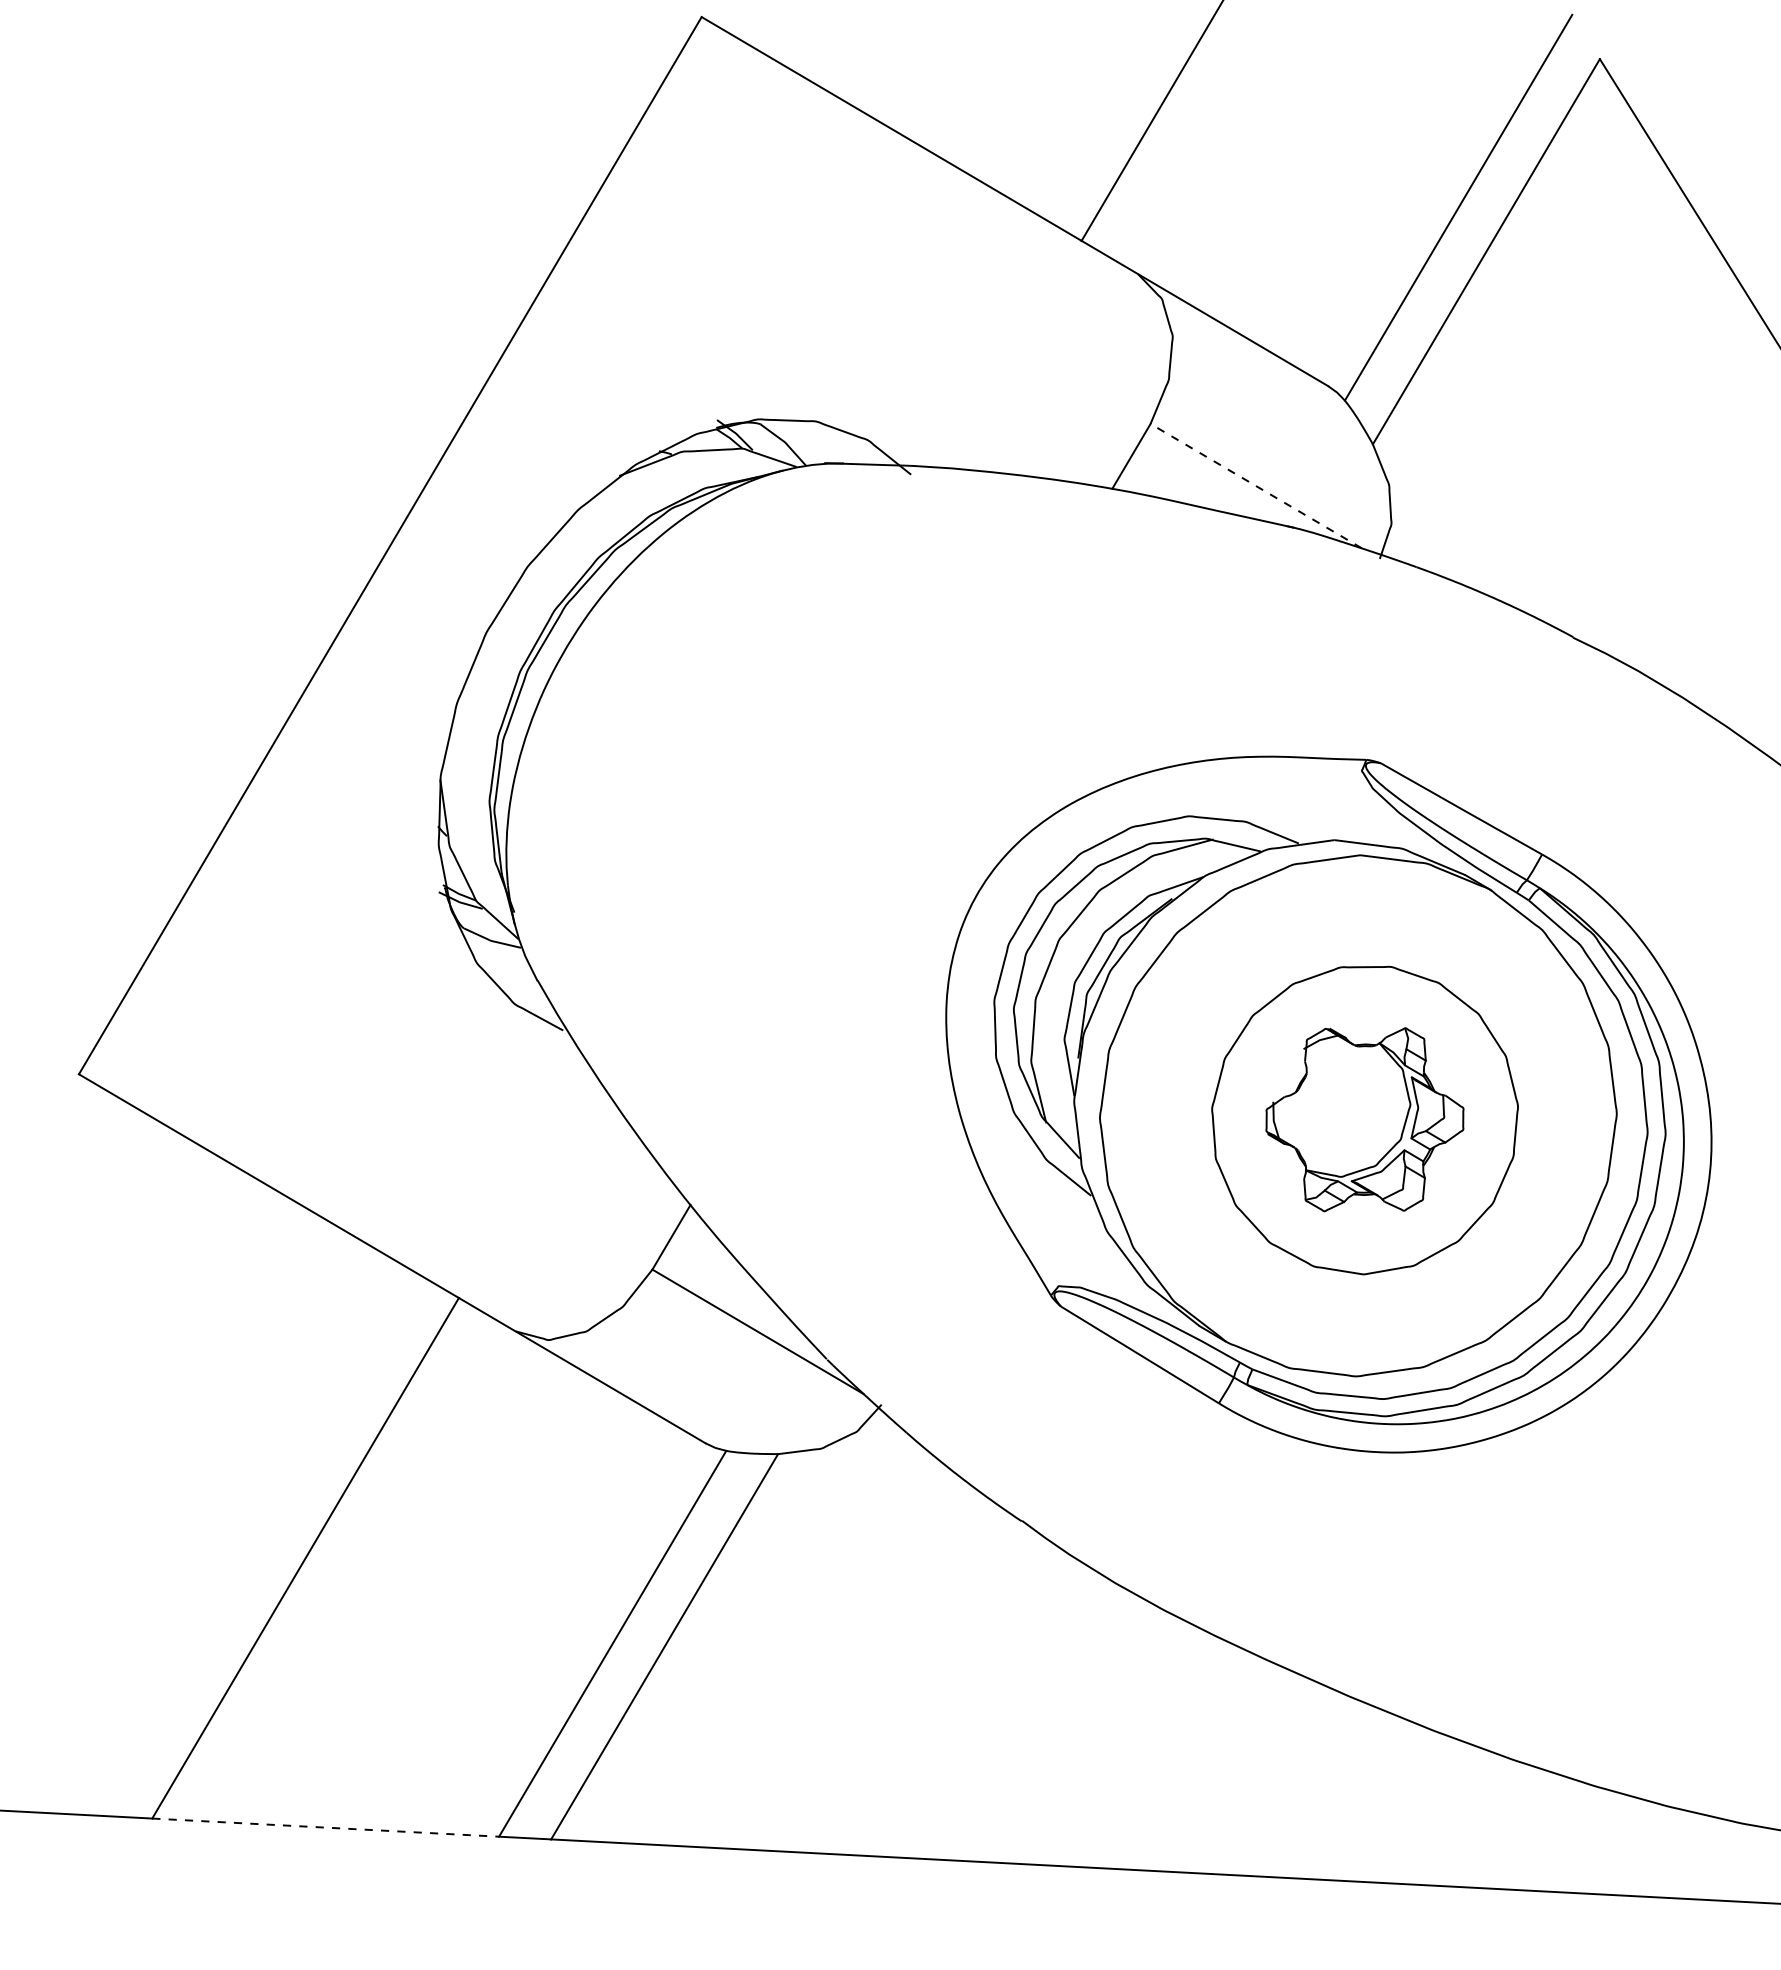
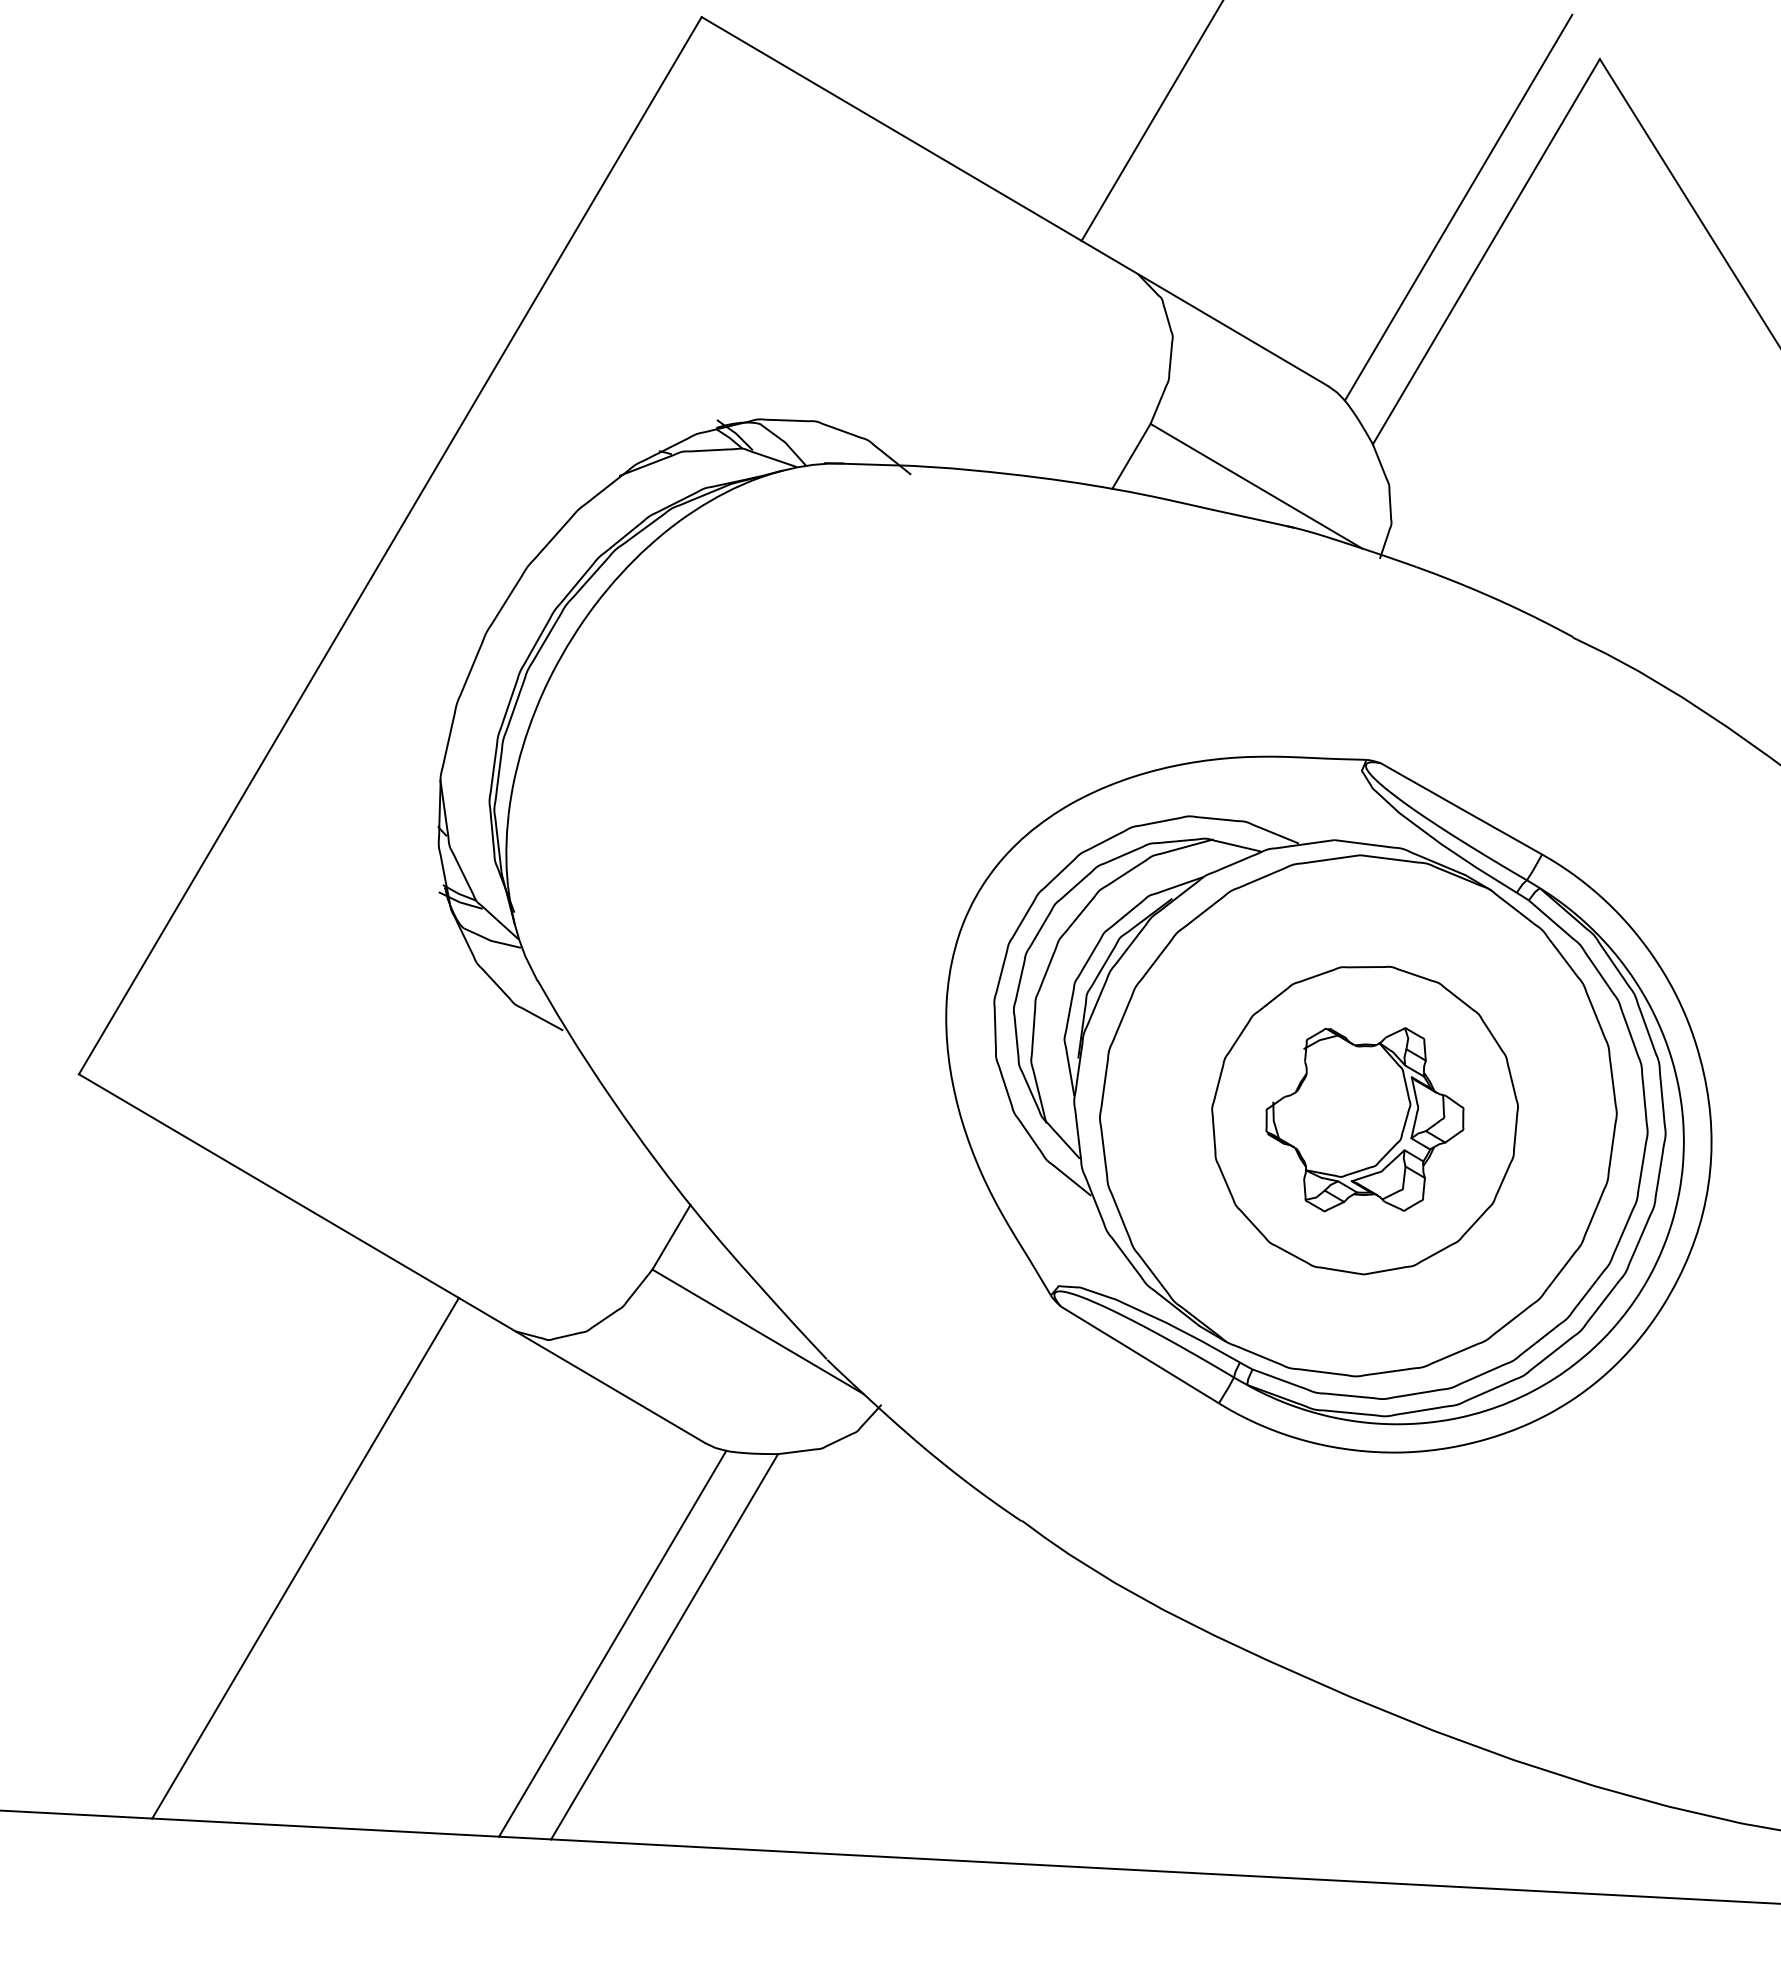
line: dashed -> solid (1256, 486)
line: dashed -> solid (325, 1827)
